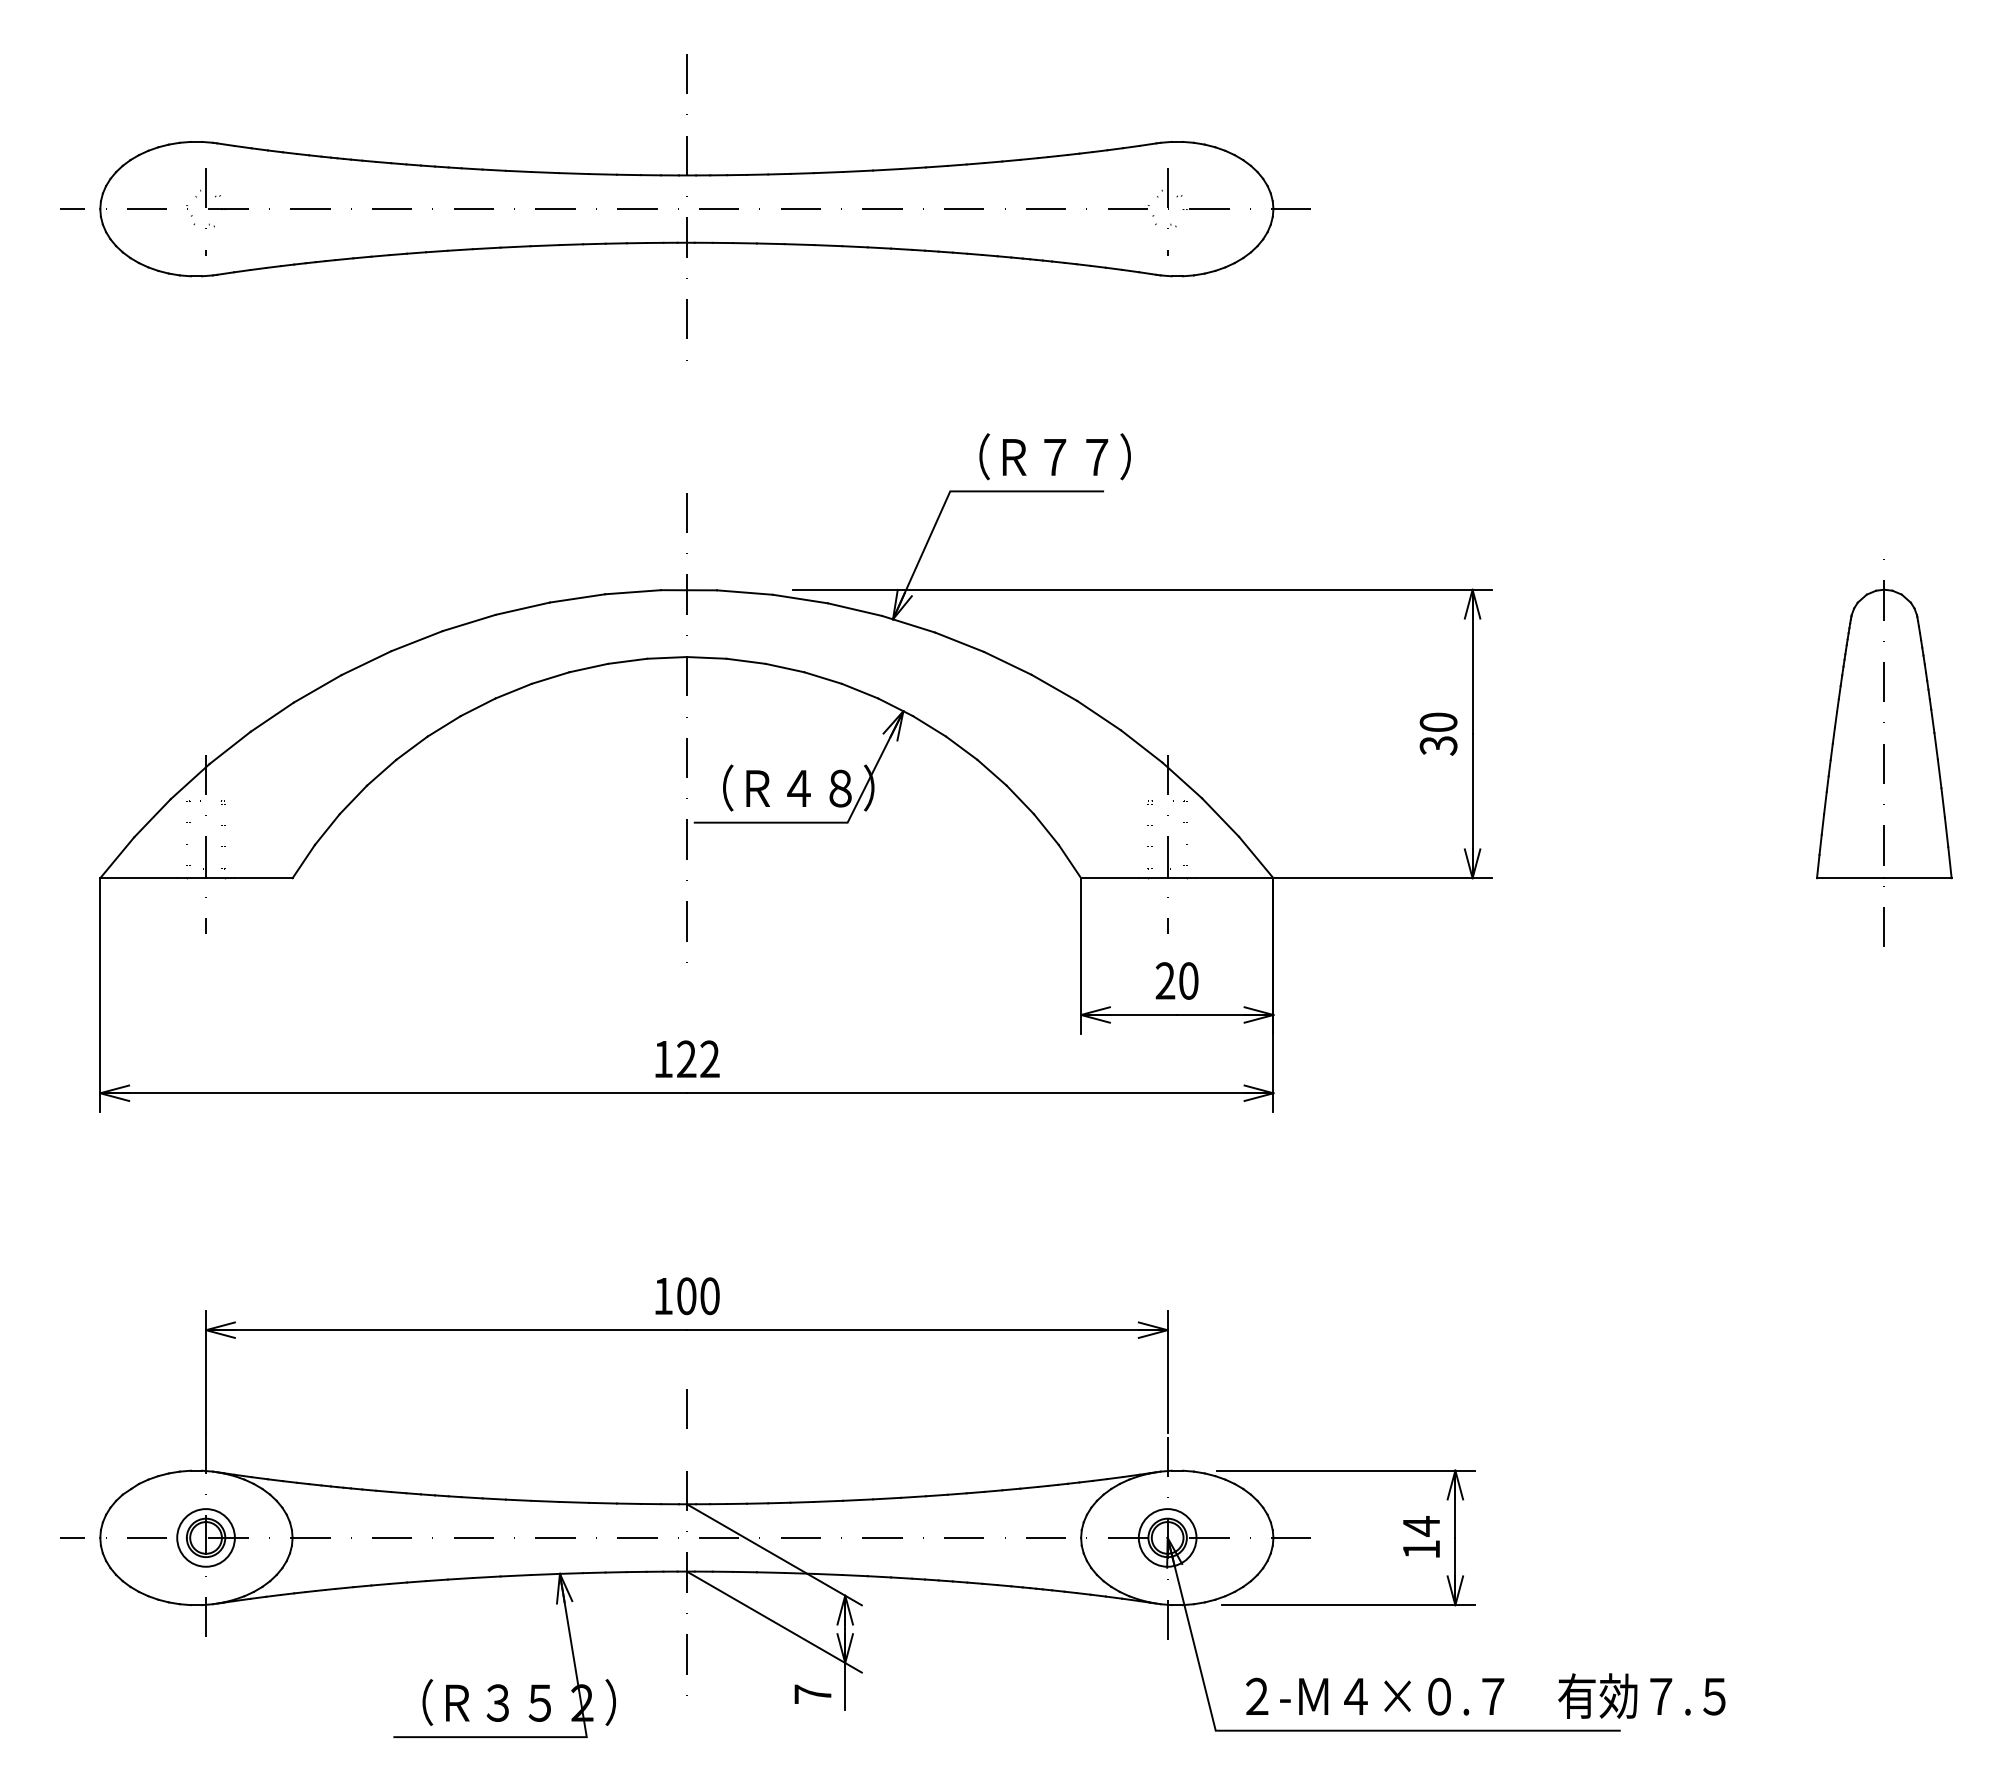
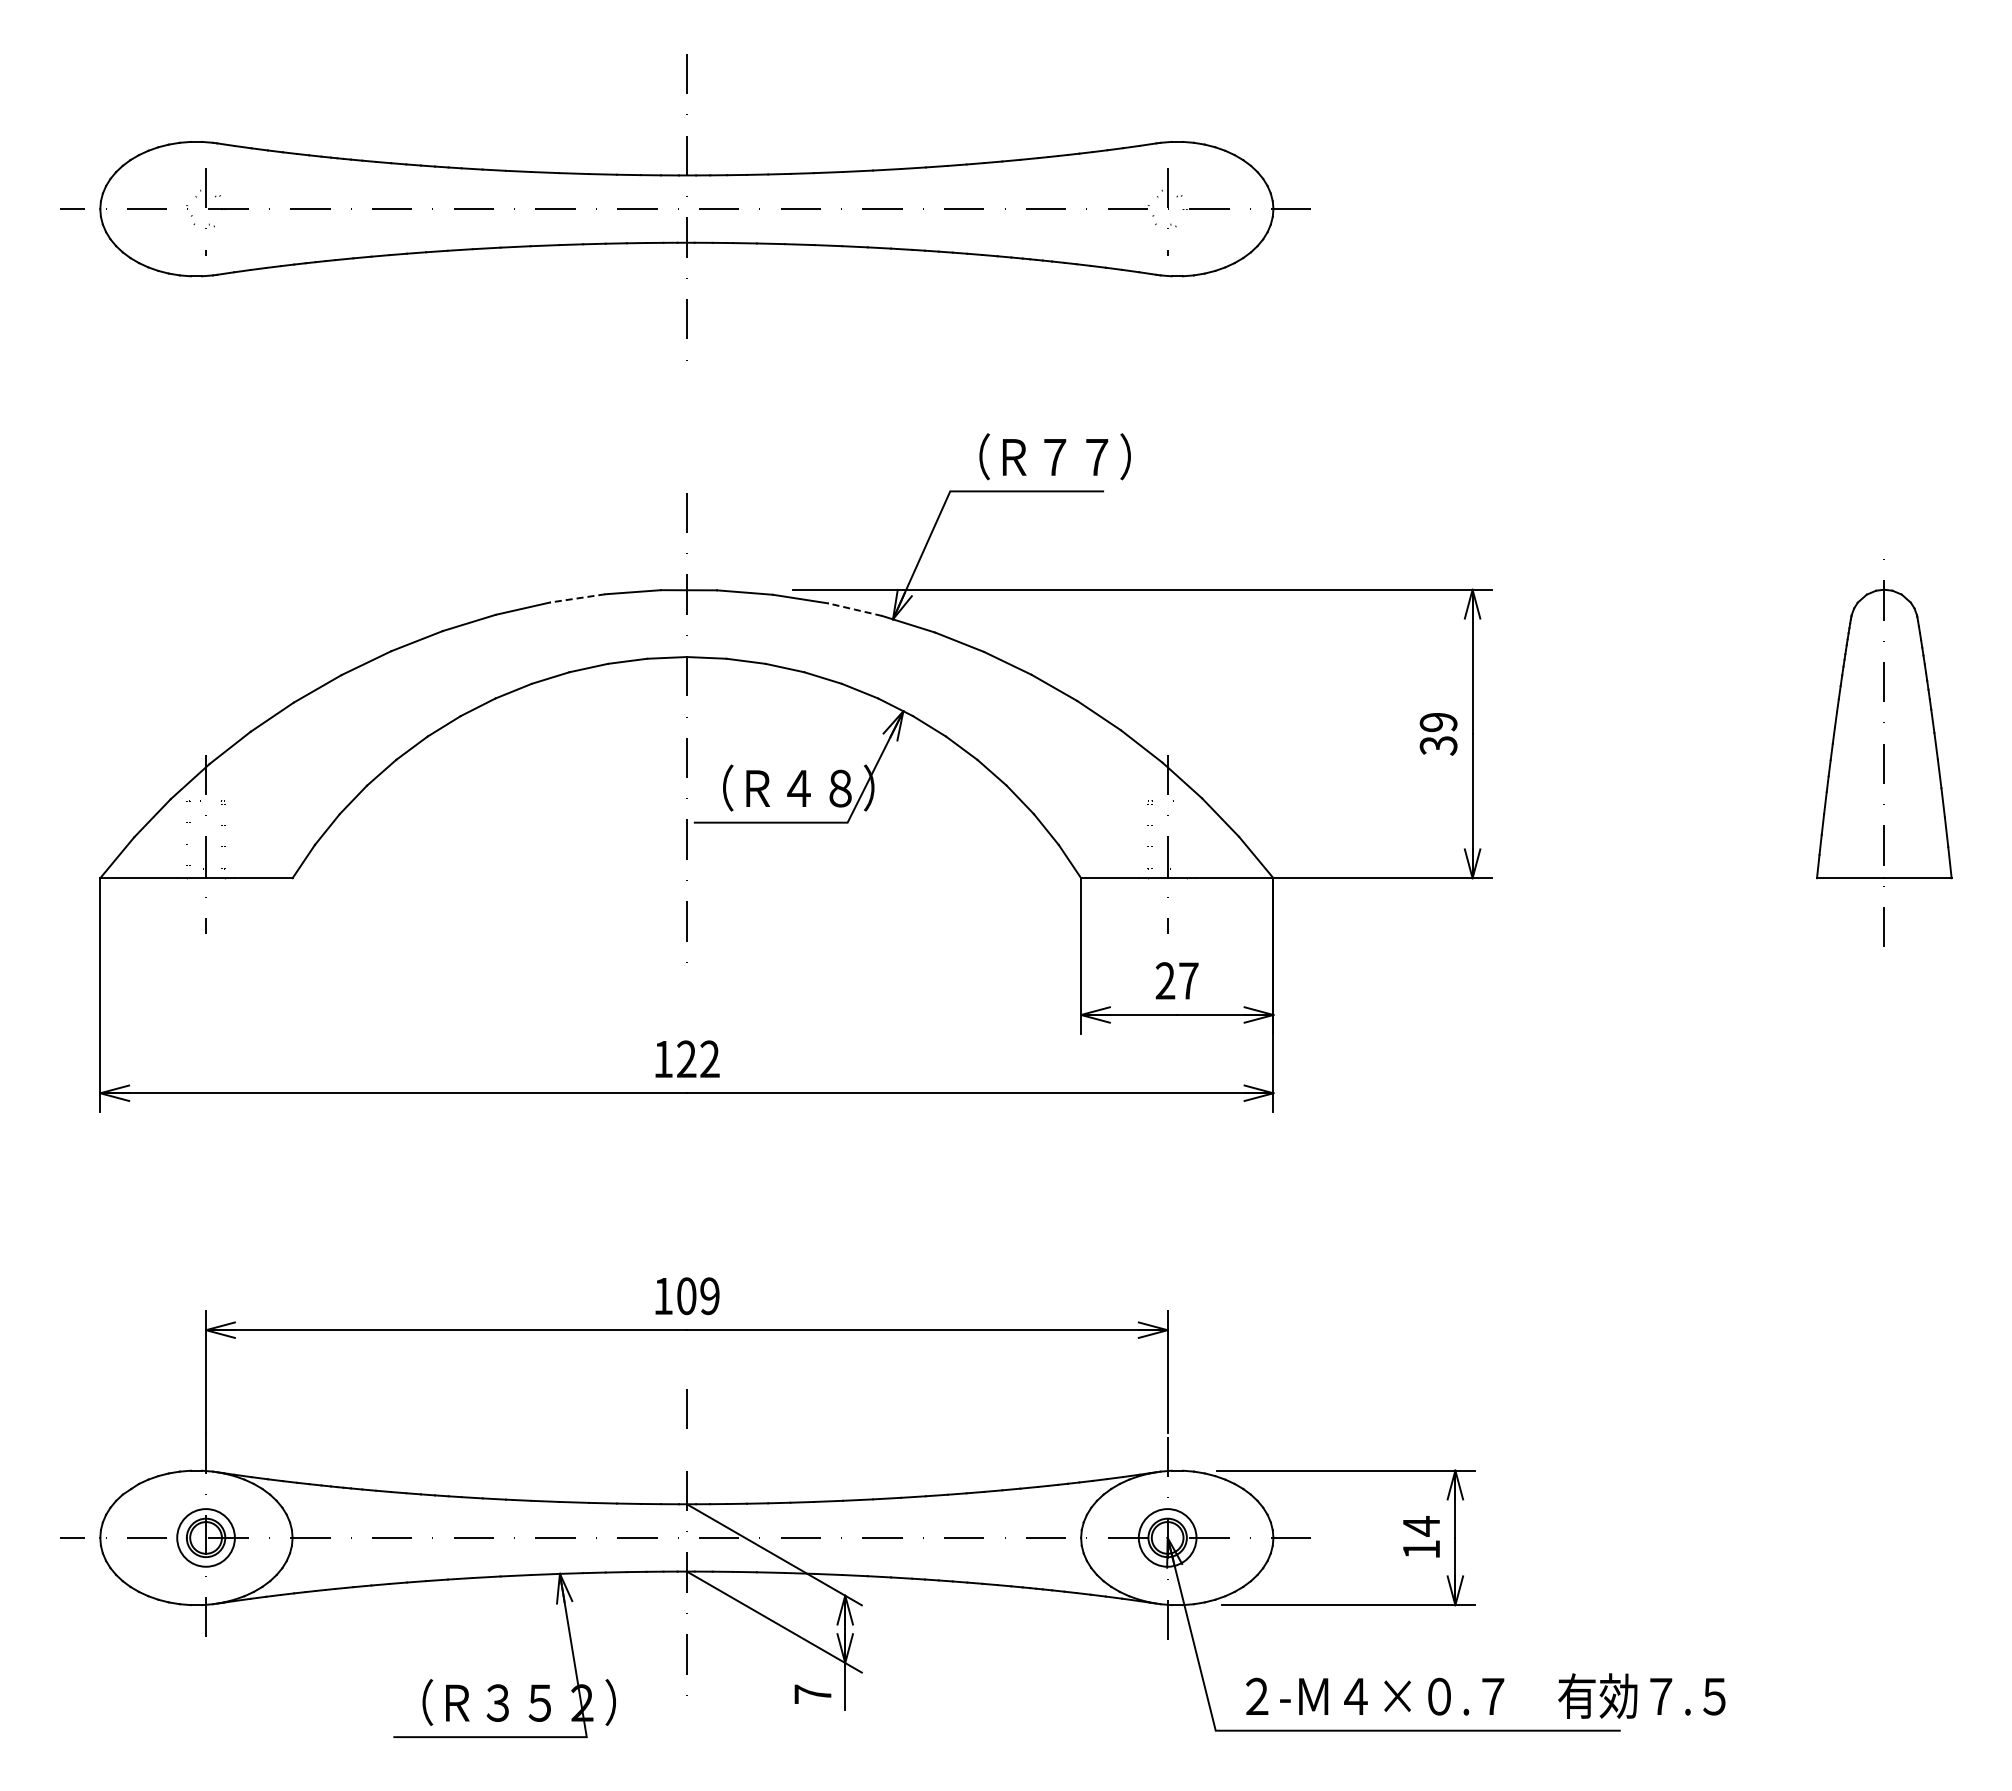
line: solid -> dashed (577, 598)
line: solid -> dashed (855, 609)
text: 30 -> 39 (1438, 722)
part: present -> none (1184, 822)
text: 20 -> 27 (1188, 980)
text: 100 -> 109 (709, 1296)
